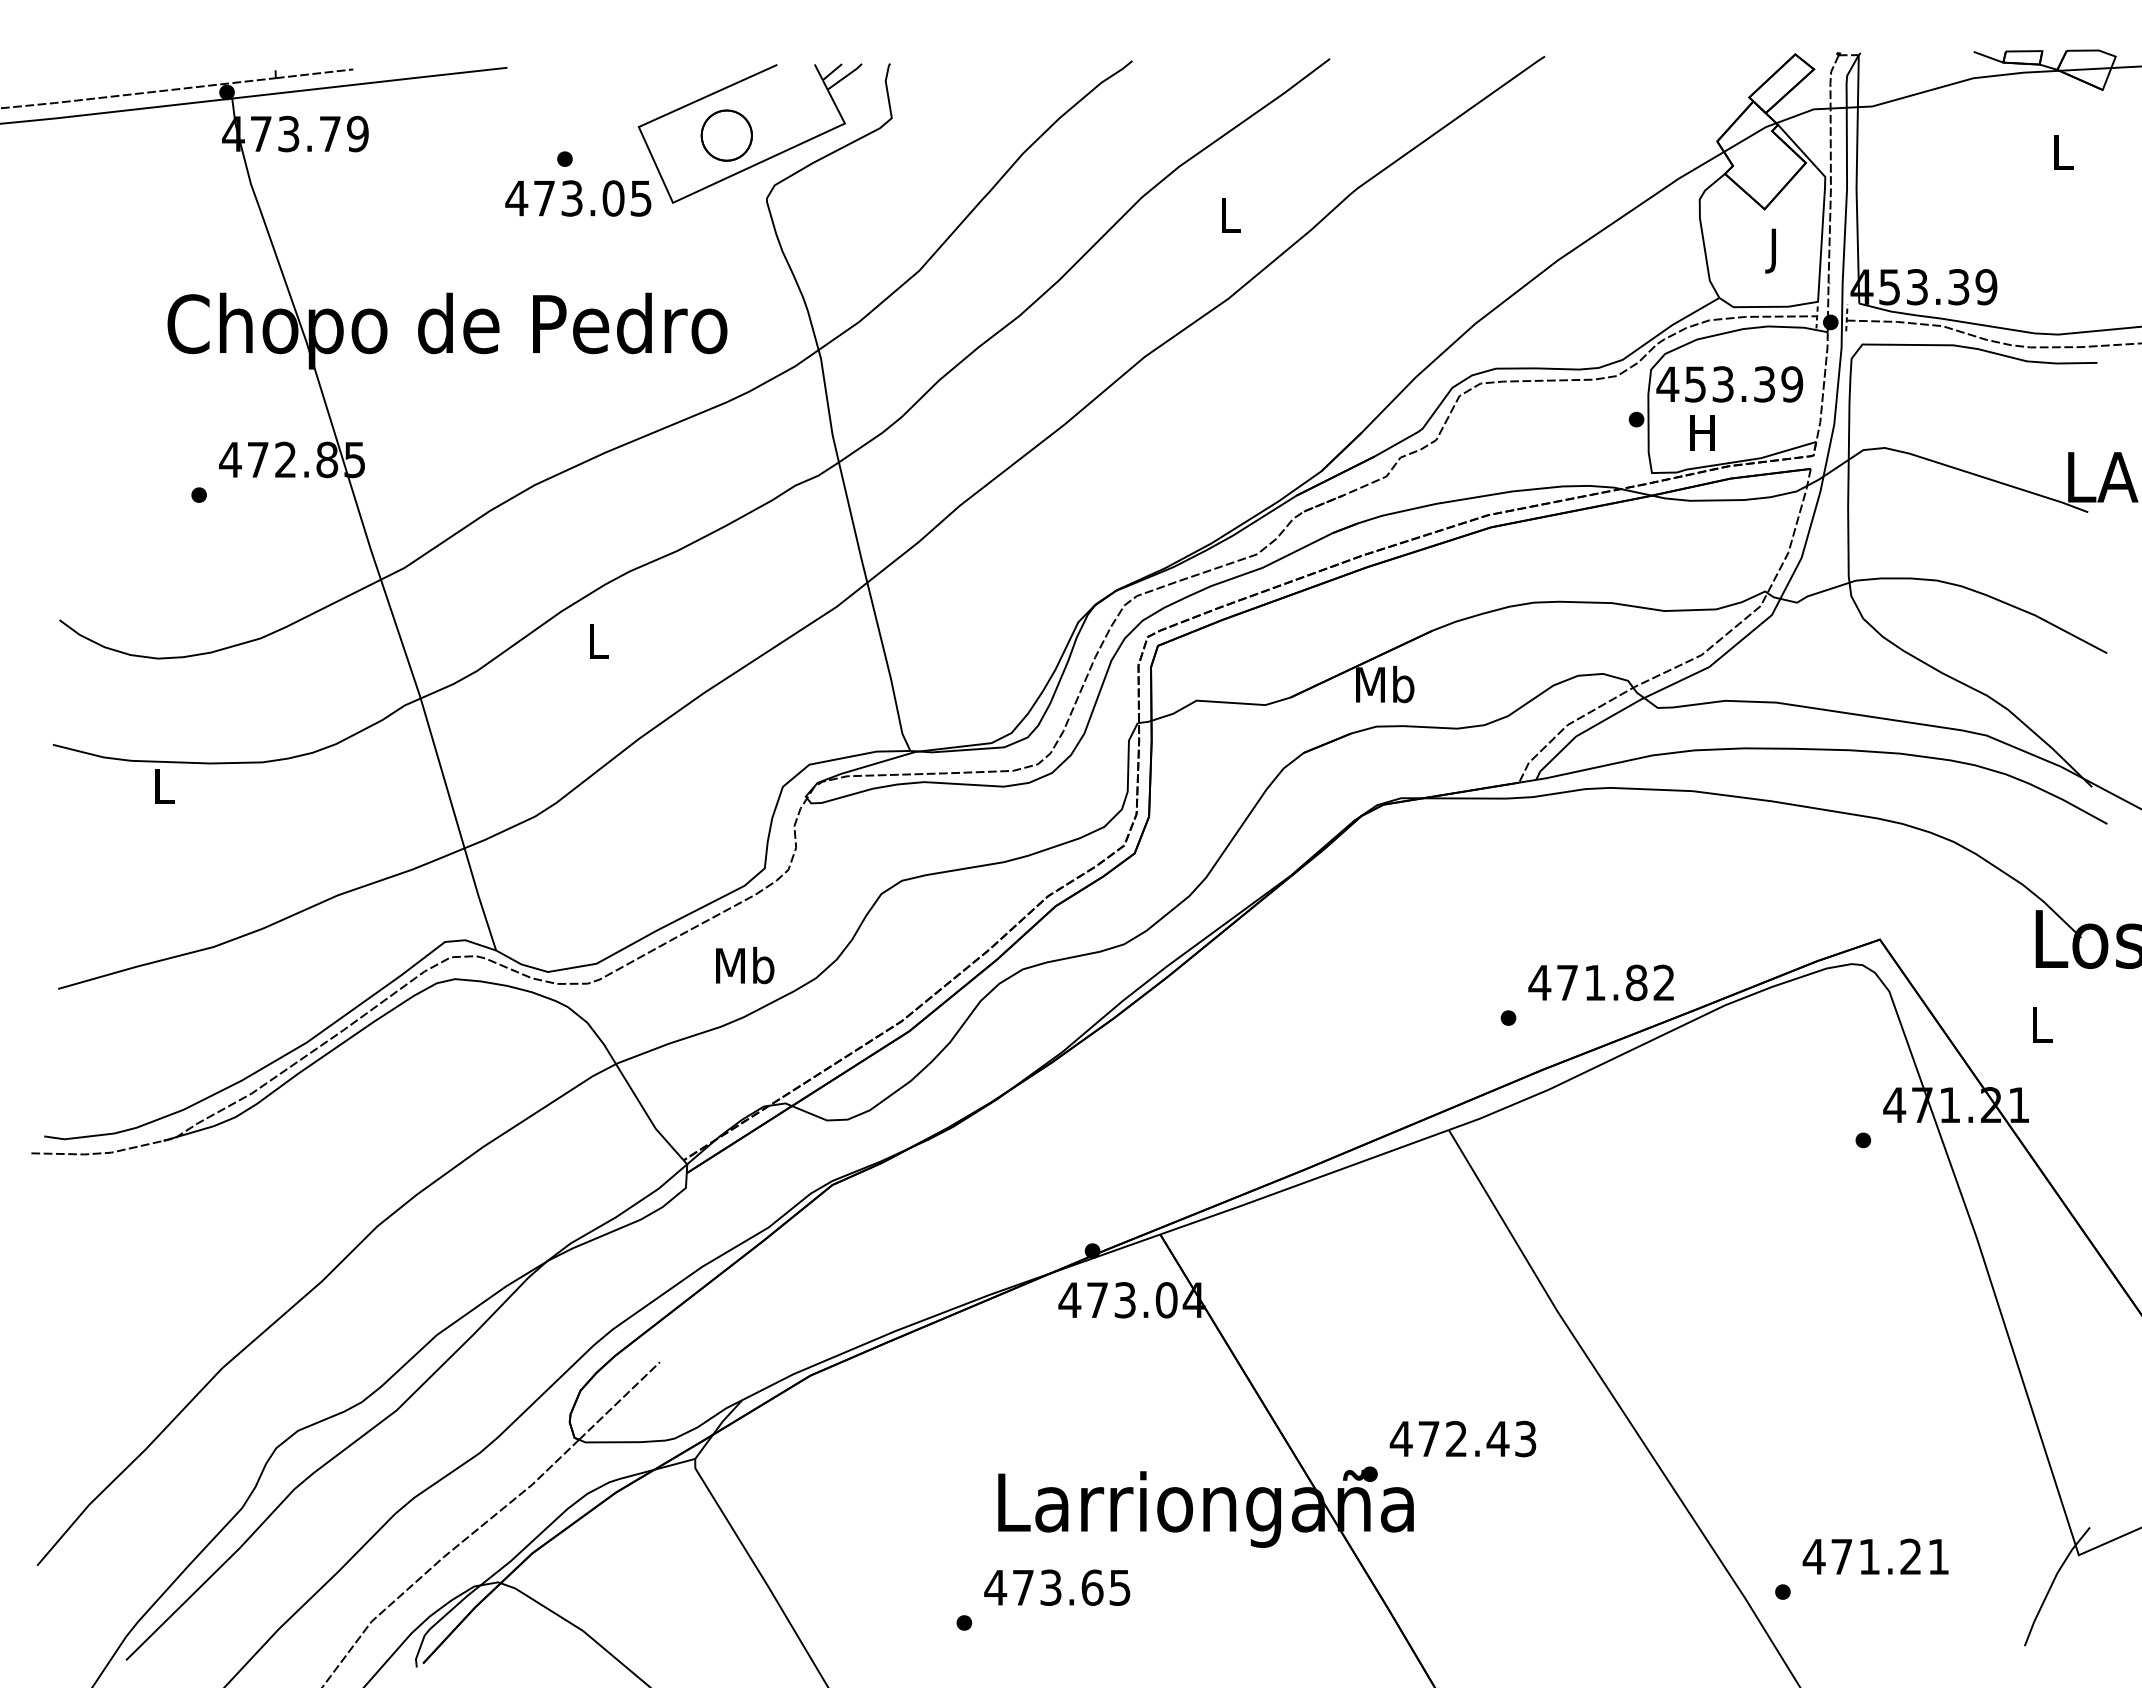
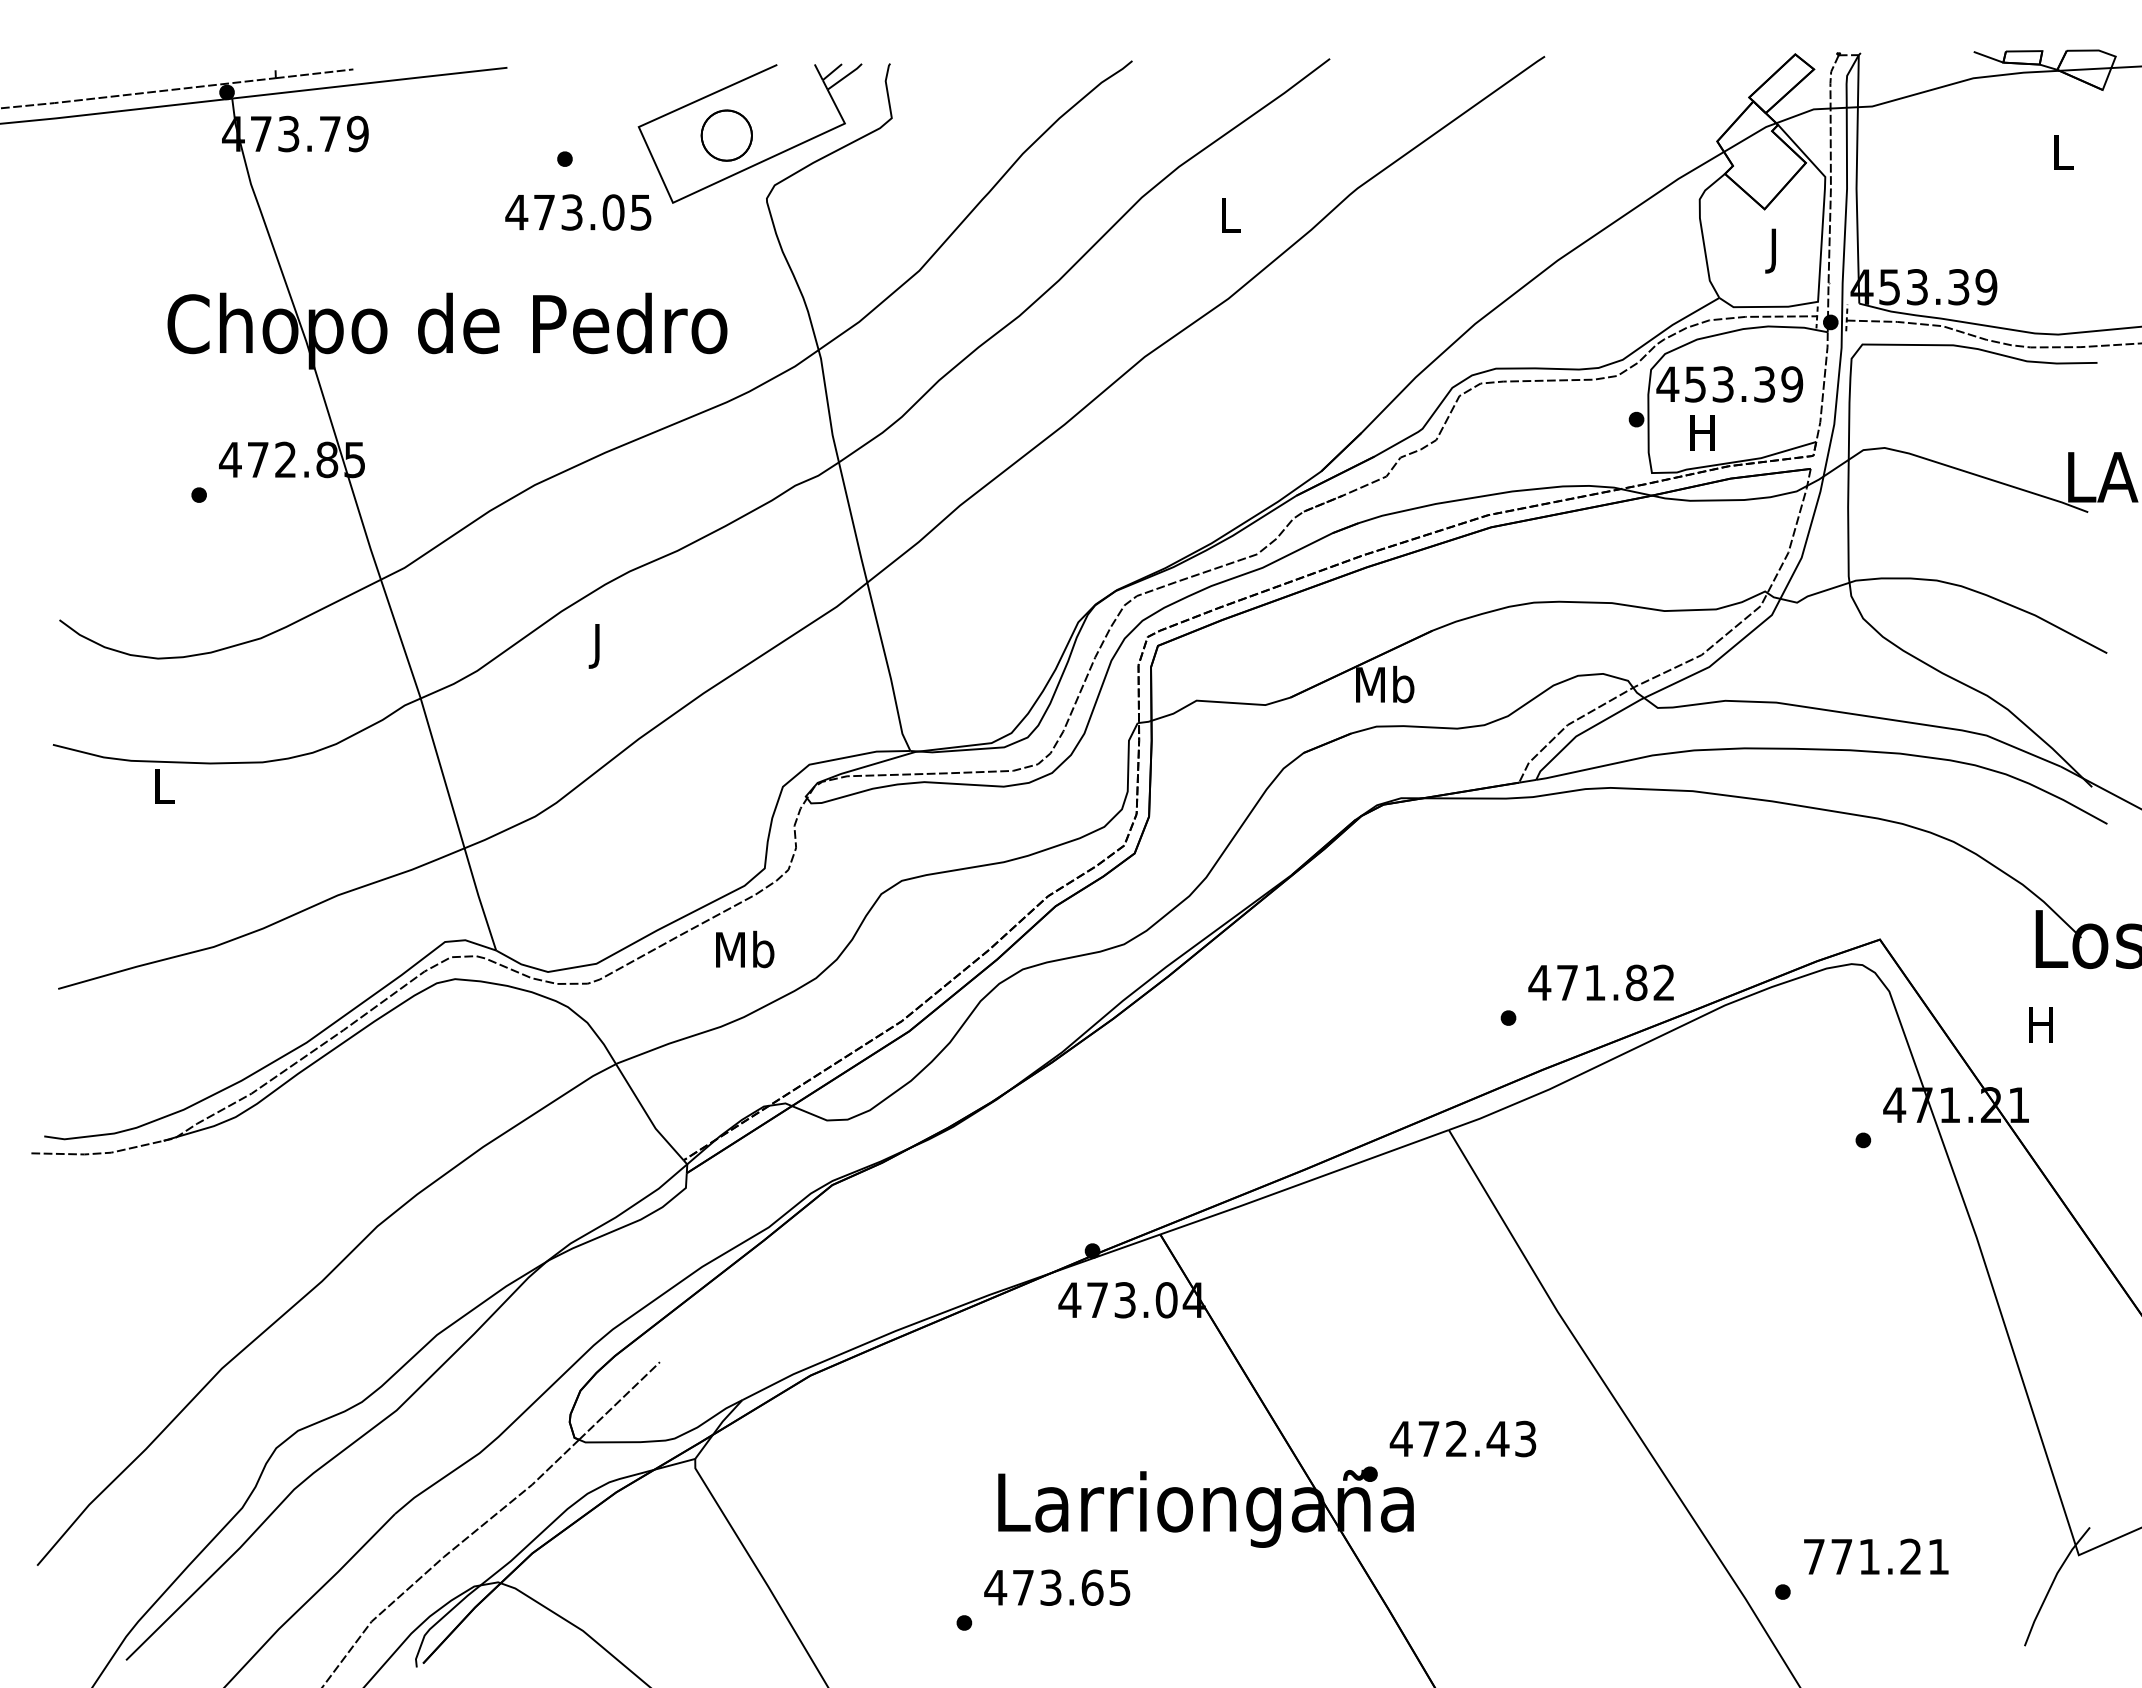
text position: (578, 198) -> (578, 212) (578, 212)
text: L -> J (598, 646)
text position: (745, 965) -> (745, 949) (745, 949)
text: L -> H (2040, 1024)
text: 471.21 -> 771.21 (1813, 1556)
